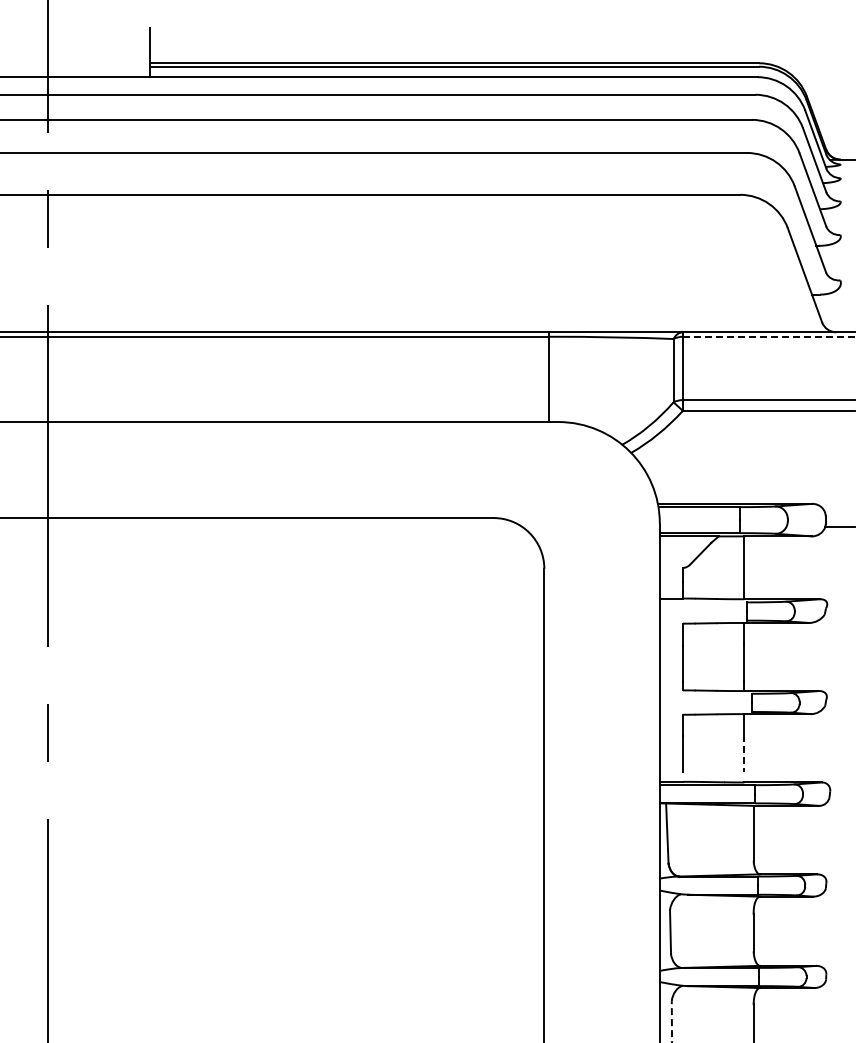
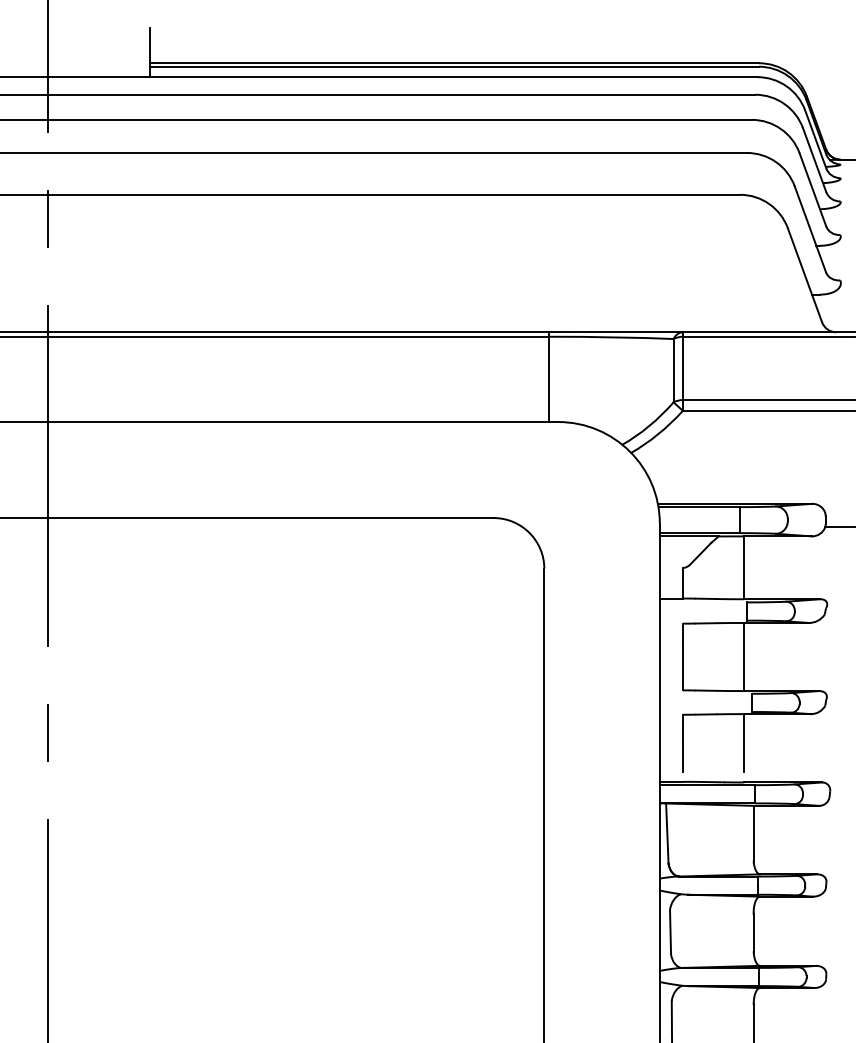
line: dashed -> solid (768, 336)
line: dashed -> solid (744, 753)
line: dashed -> solid (671, 1021)
